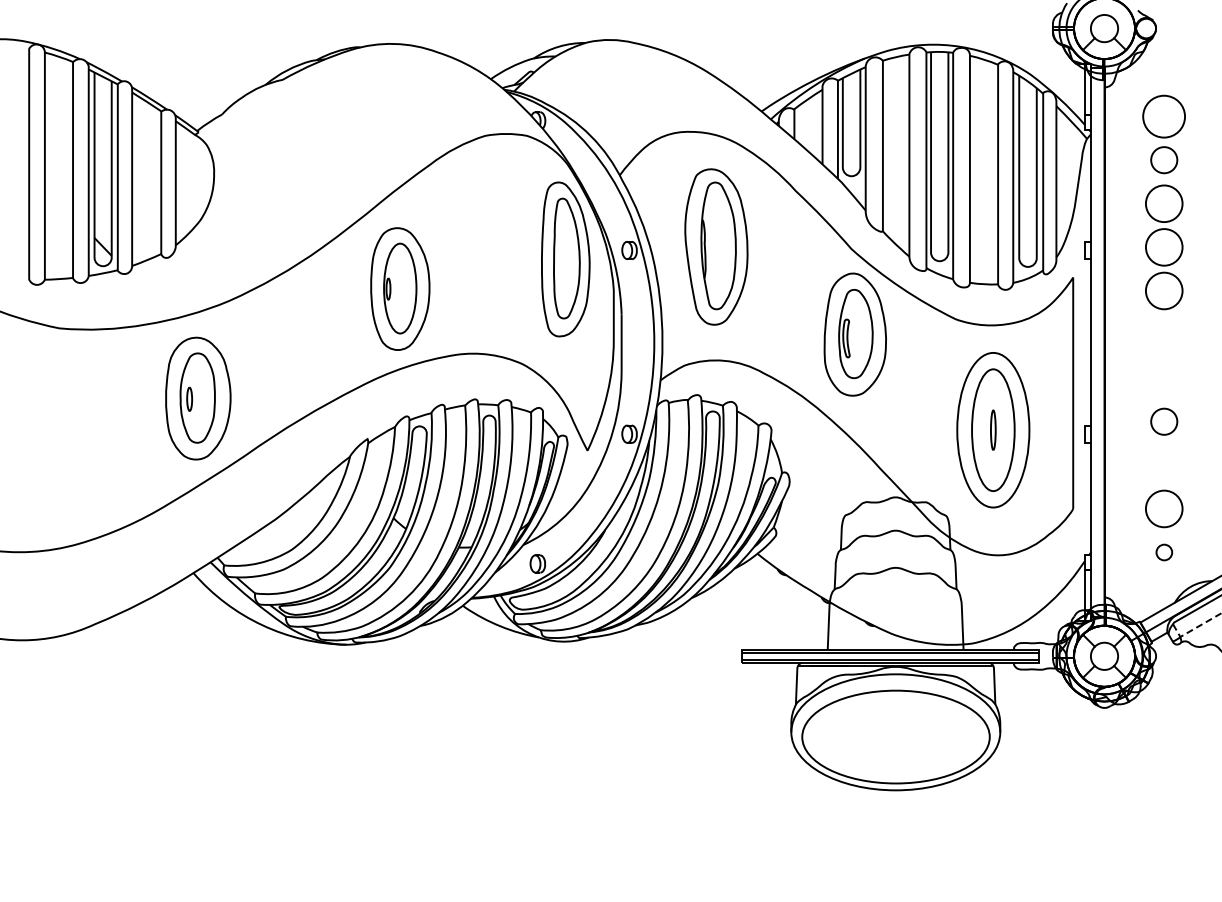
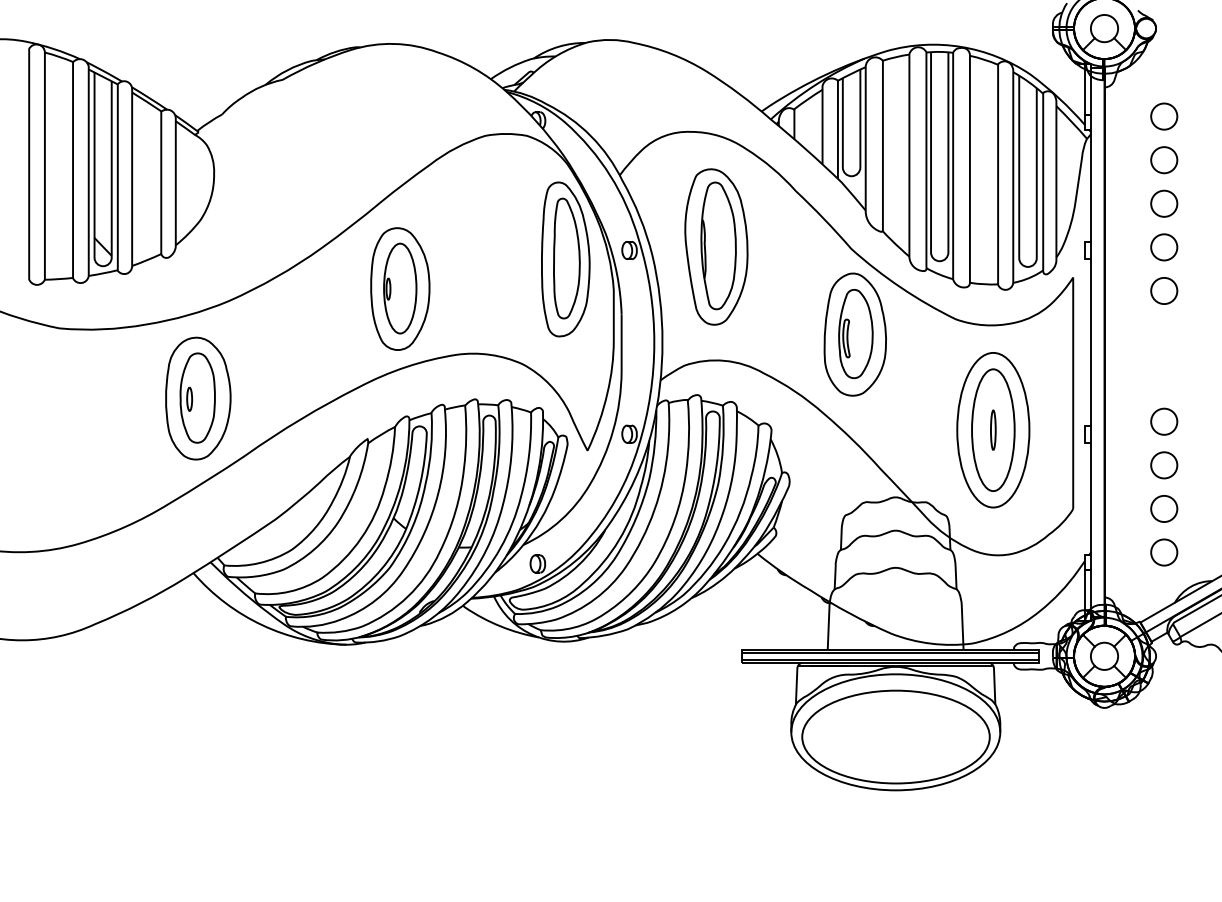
circle size: 44x45 px -> 29x29 px (1164, 116)
circle diameter: 37 px -> 26 px (1164, 203)
circle diameter: 37 px -> 26 px (1164, 247)
circle diameter: 37 px -> 26 px (1164, 290)
circle: none -> present (1164, 465)
circle diameter: 37 px -> 26 px (1164, 508)
circle size: 19x19 px -> 29x29 px (1164, 552)
line: dashed -> solid (1194, 629)
